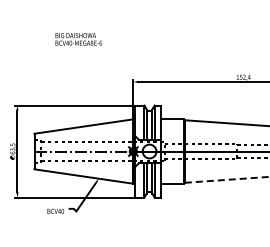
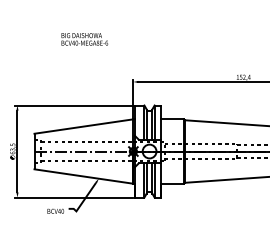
text position: (78, 39) -> (84, 39) (84, 39)
line: dashed -> solid (227, 179)
